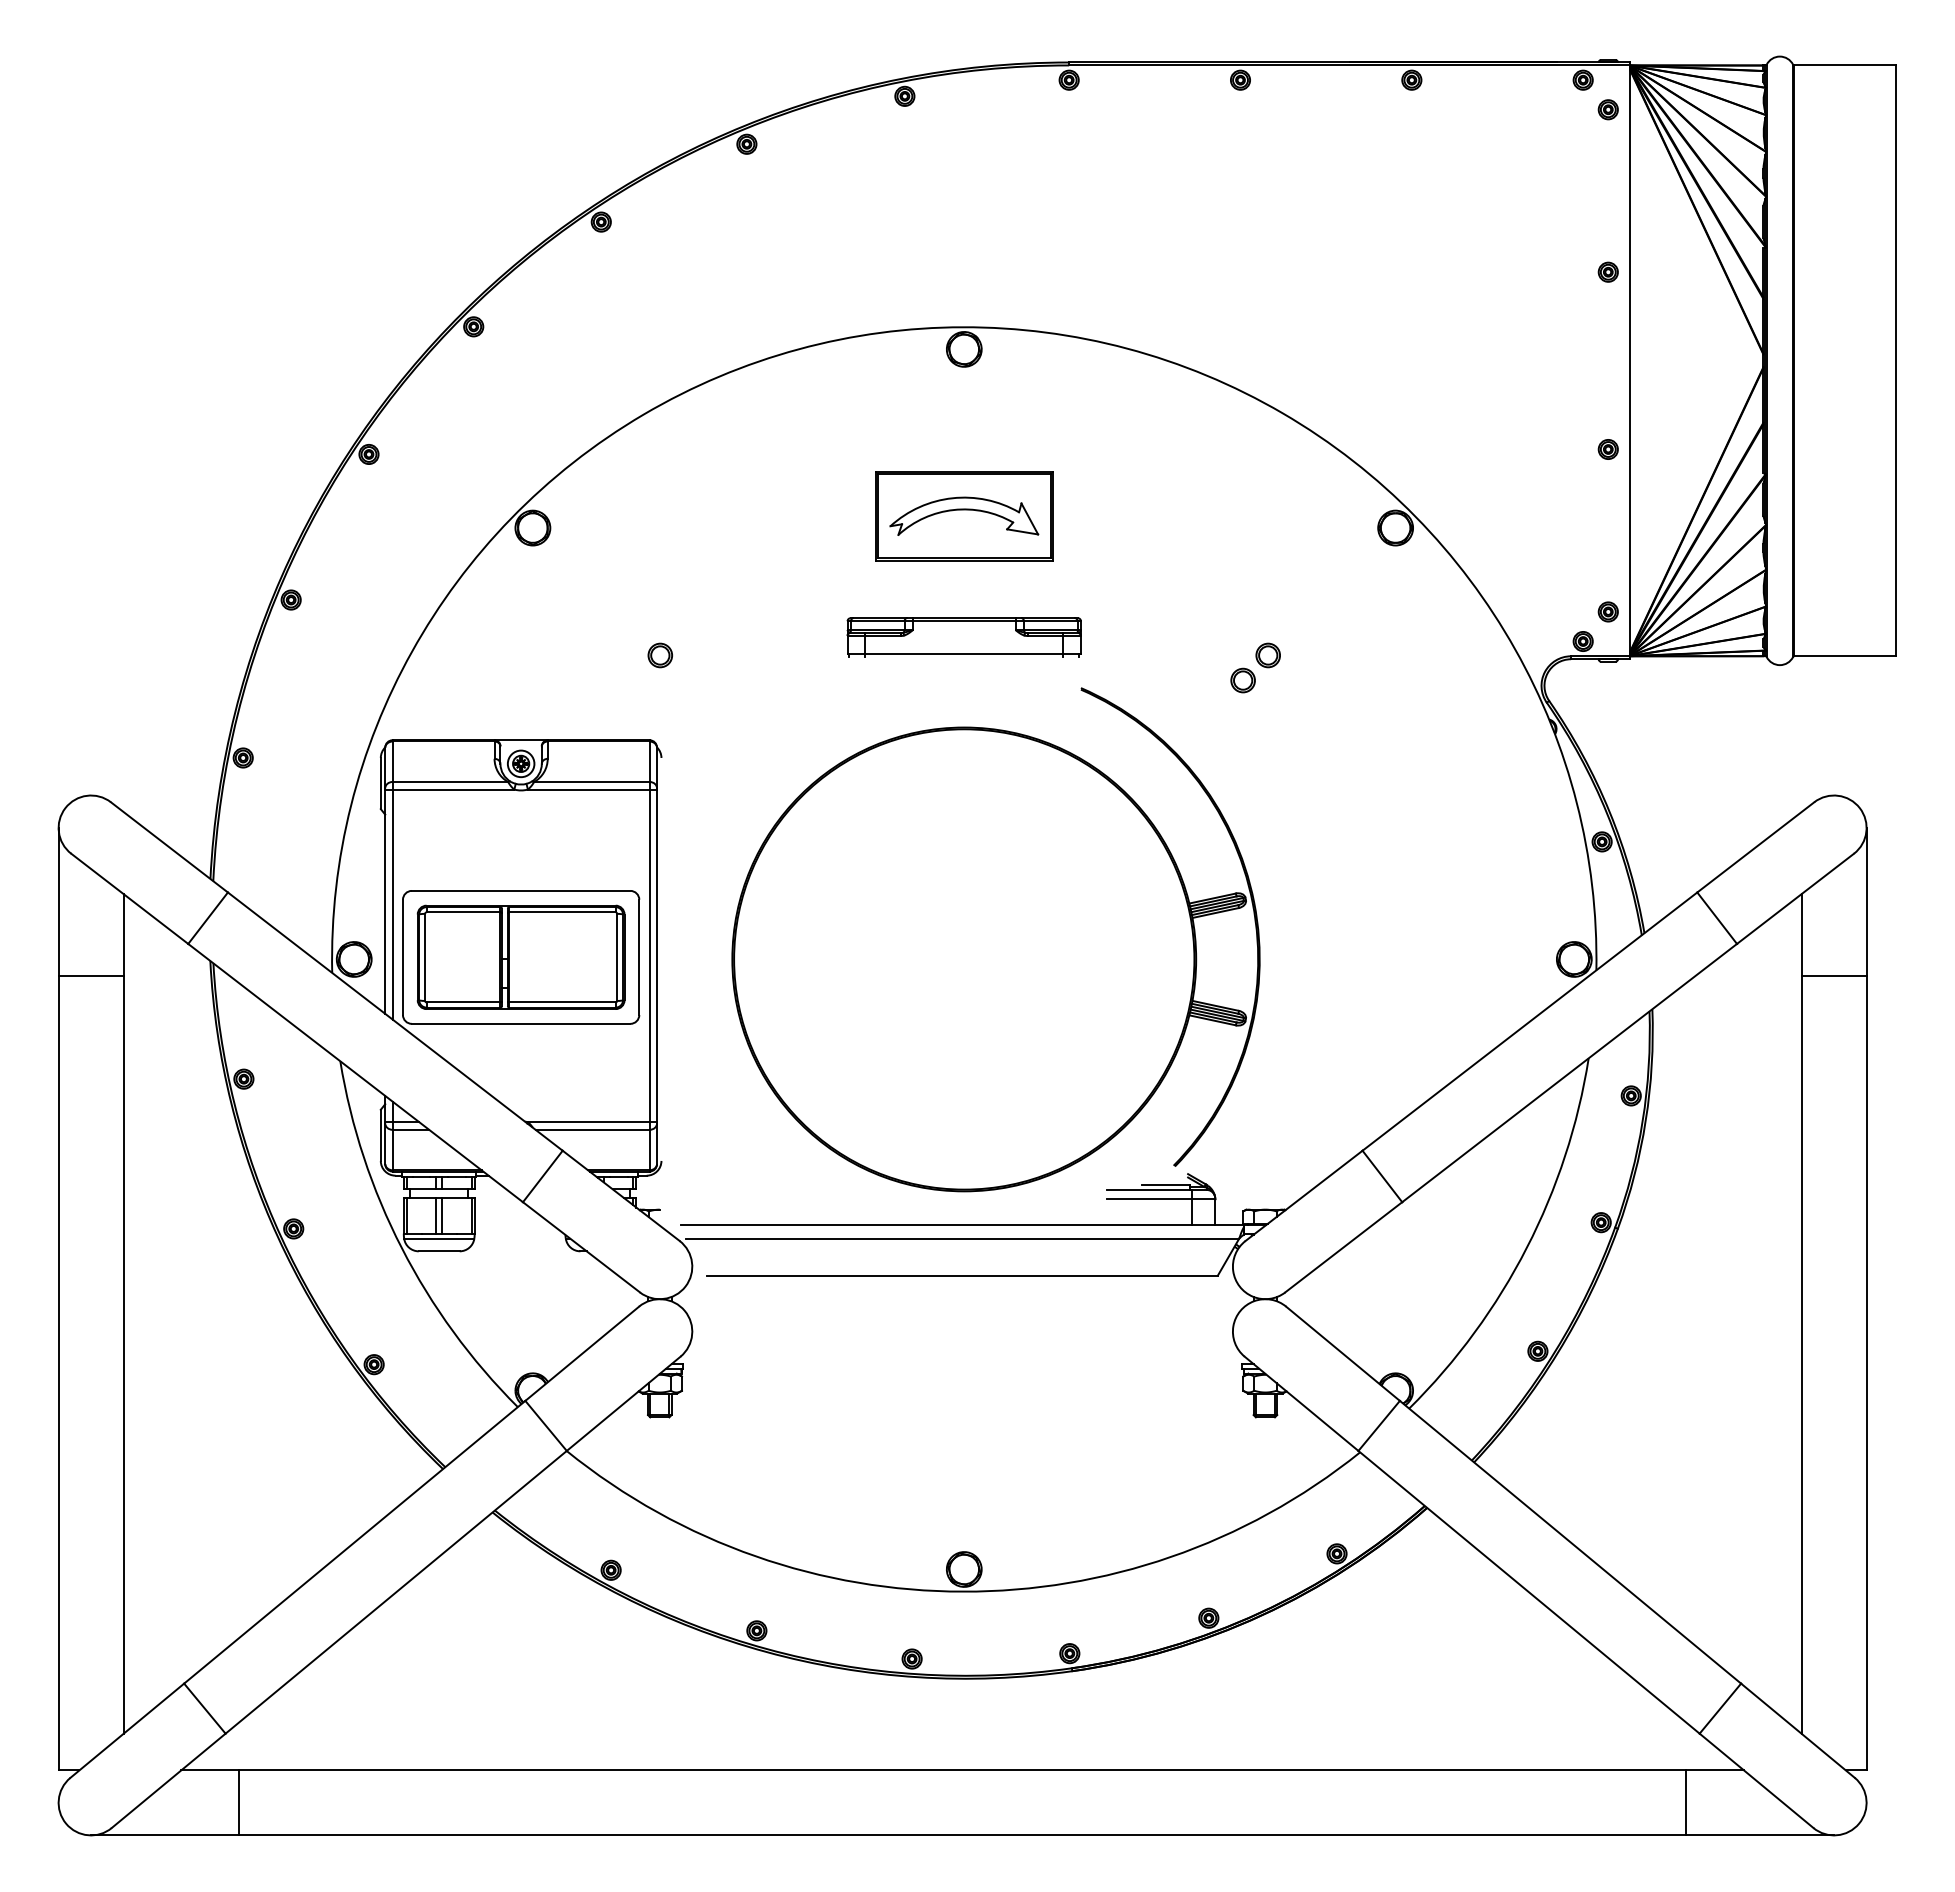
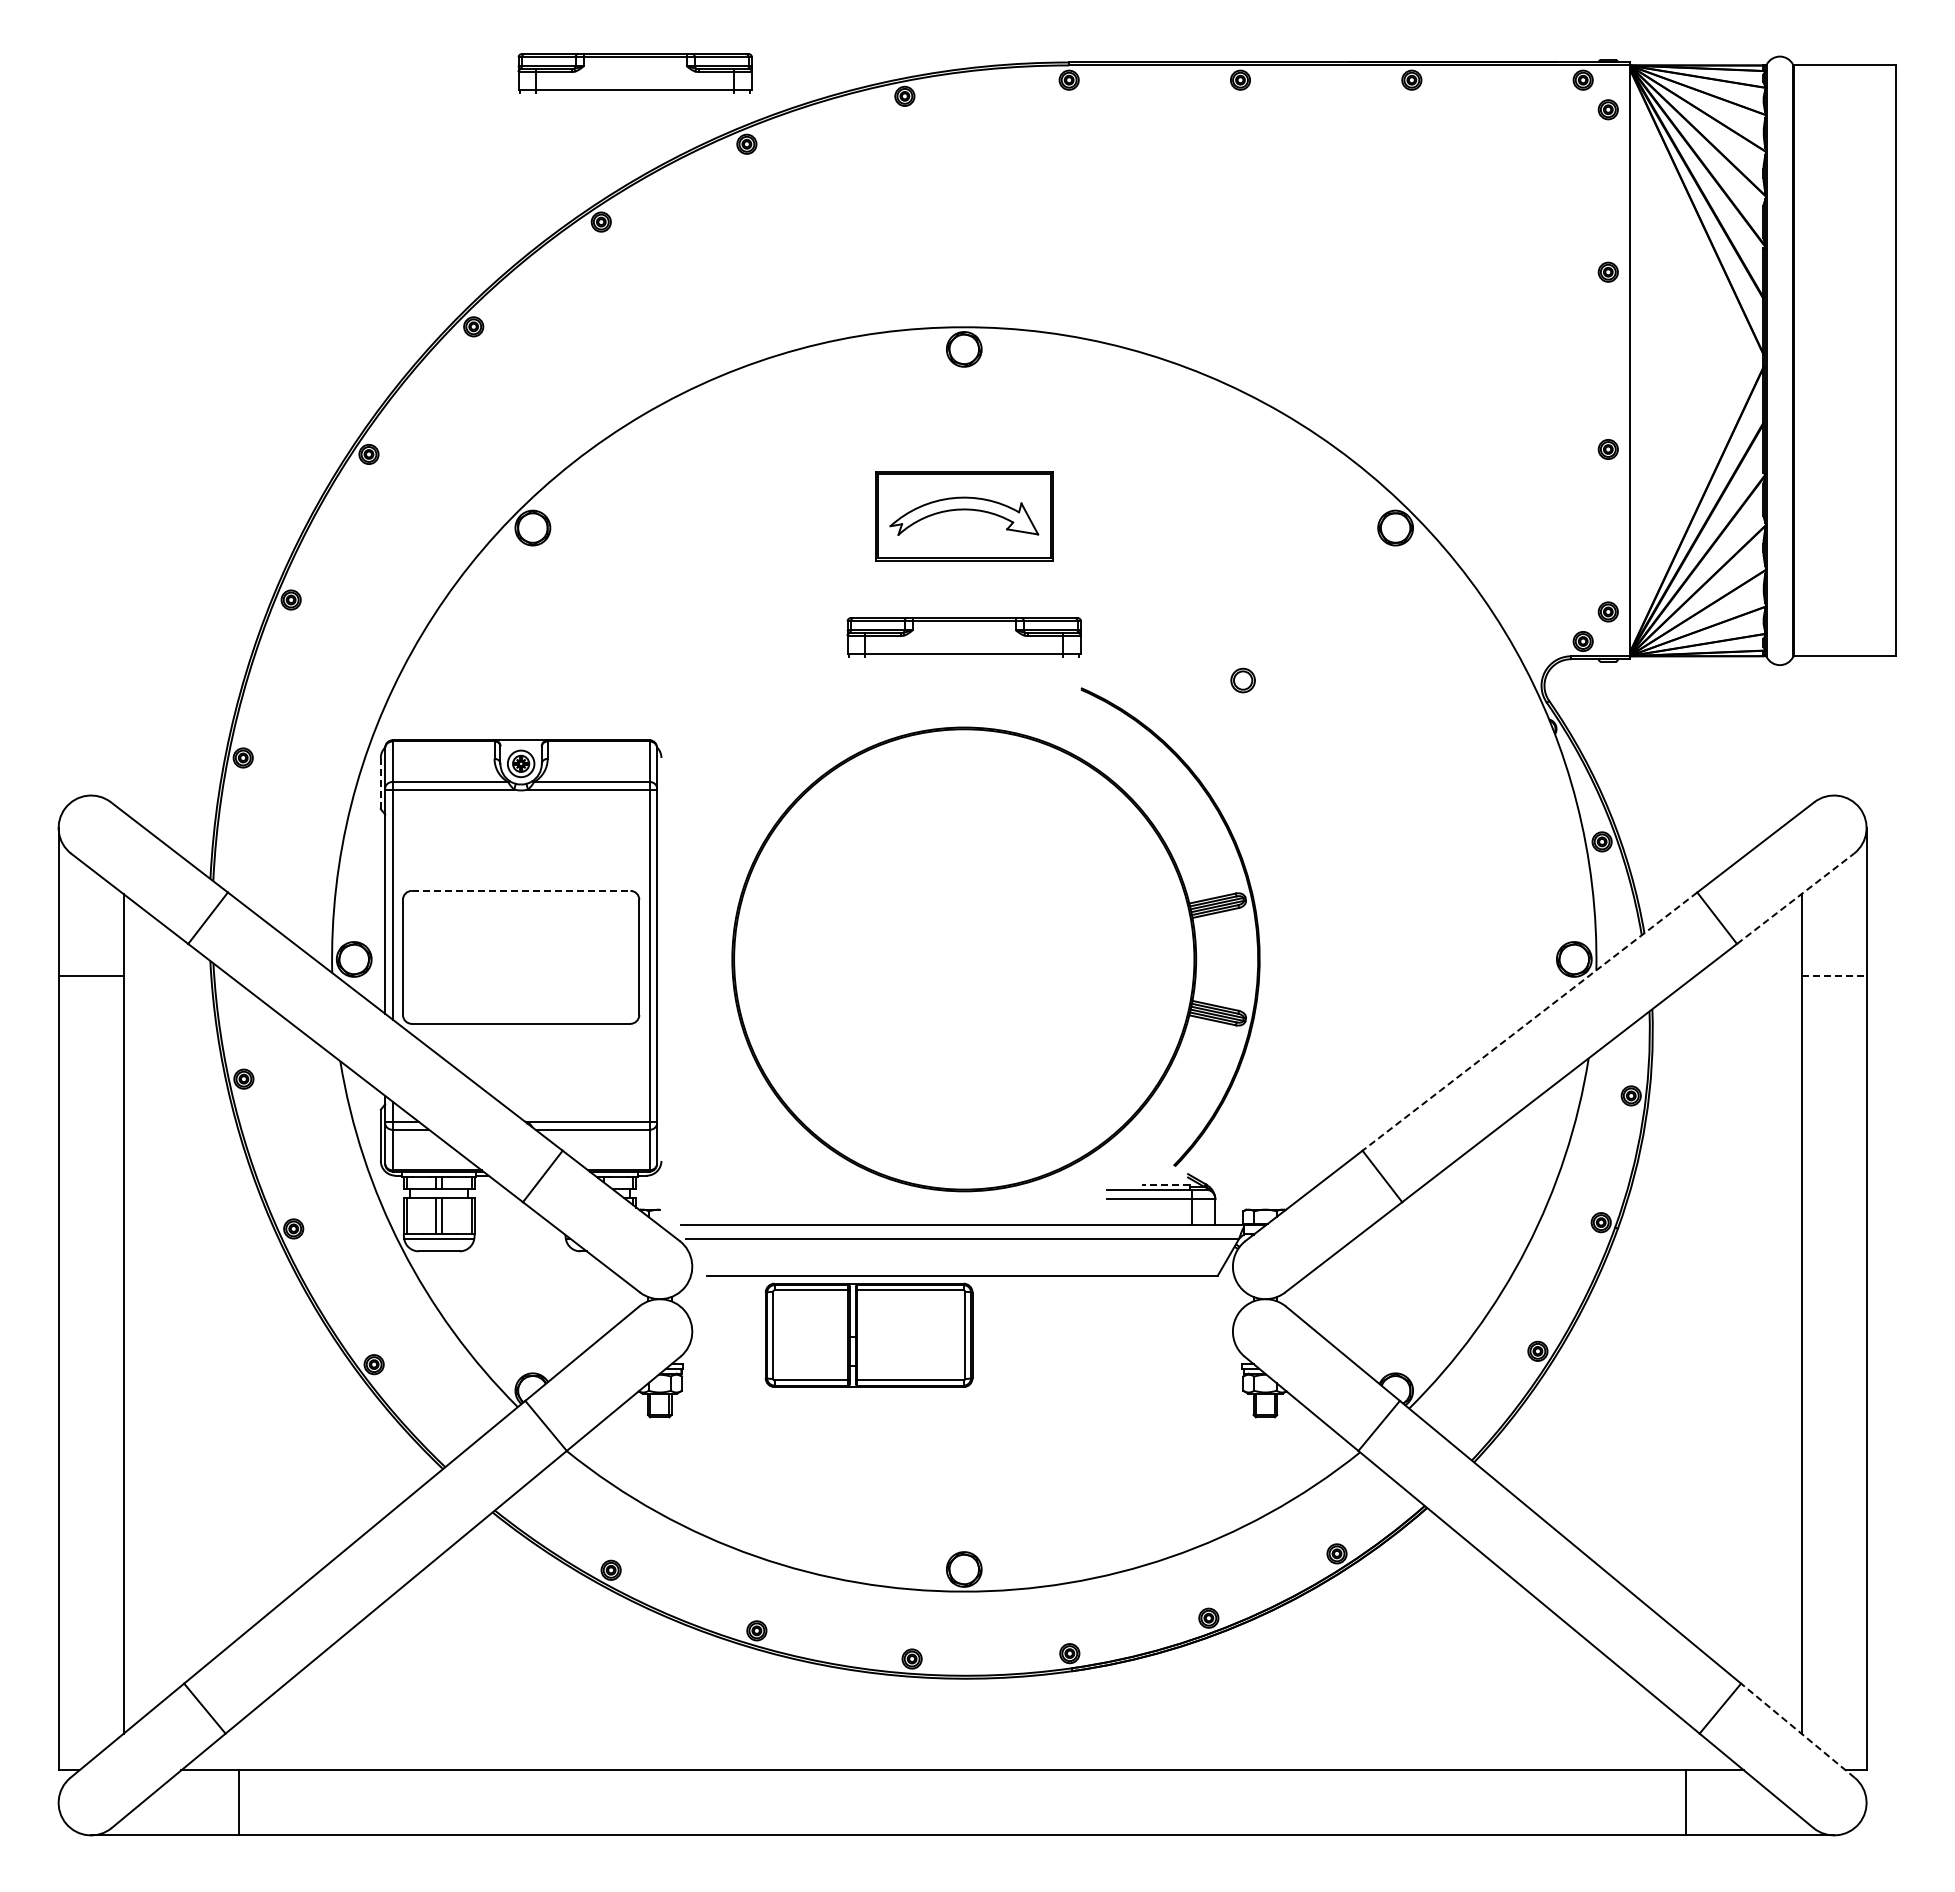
part: none -> present (634, 73)
part: present -> none (659, 655)
part: present -> none (1267, 655)
line: solid -> dashed (380, 783)
line: solid -> dashed (521, 890)
line: solid -> dashed (1795, 898)
part position: (520, 956) -> (868, 1334) (868, 1334)
line: solid -> dashed (1834, 975)
line: solid -> dashed (1529, 1021)
line: solid -> dashed (1165, 1185)
line: solid -> dashed (1797, 1730)
